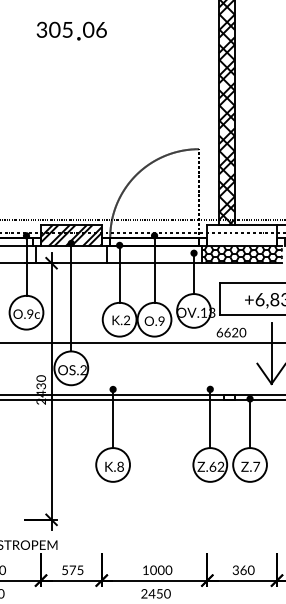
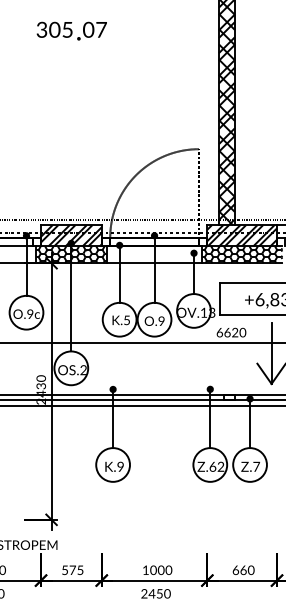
text: 06 -> 07 (101, 29)
hatch: none -> present (242, 235)
hatch: none -> present (71, 254)
text: K.2 -> K.5 (127, 320)
line: none -> present (142, 405)
text: K.8 -> K.9 (120, 467)
text: 360 -> 660 (235, 569)
